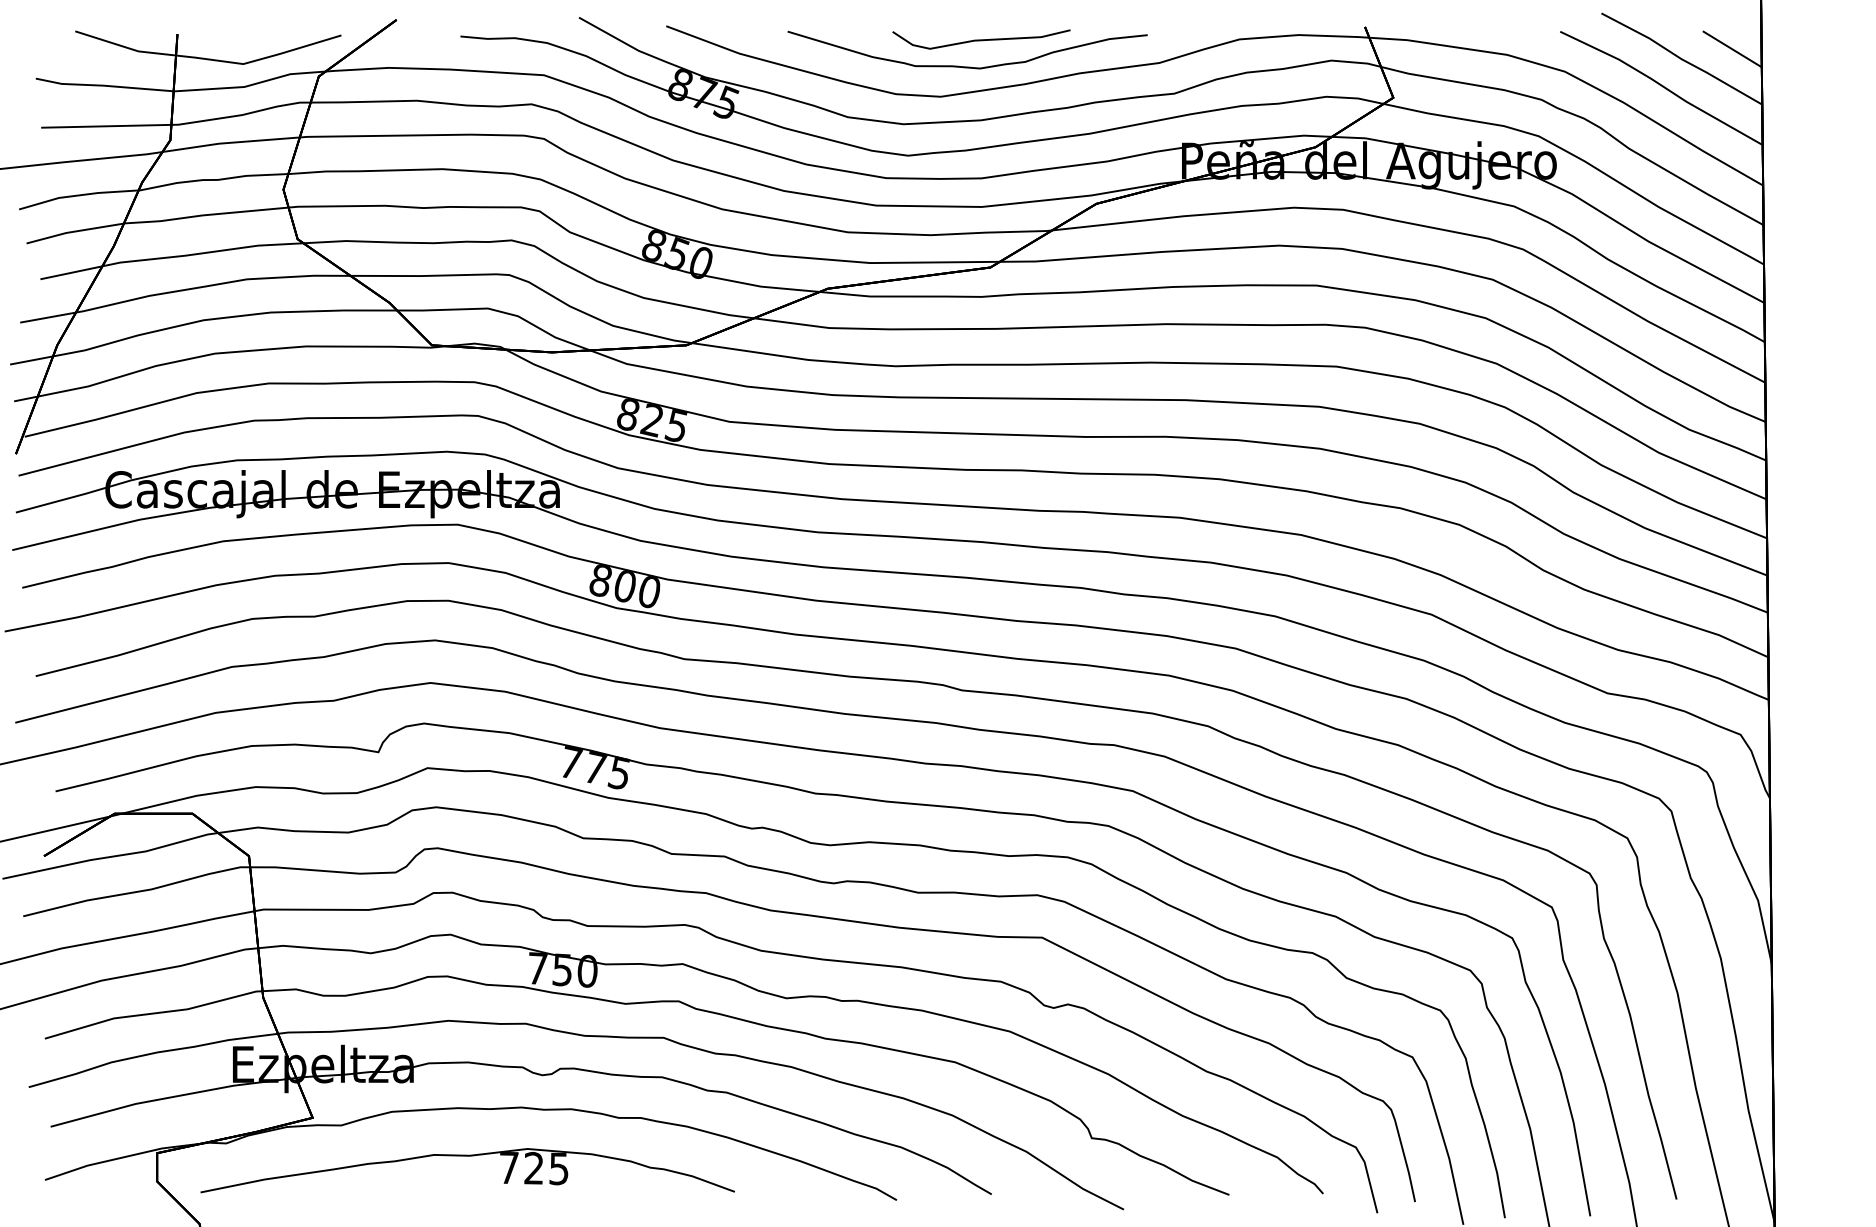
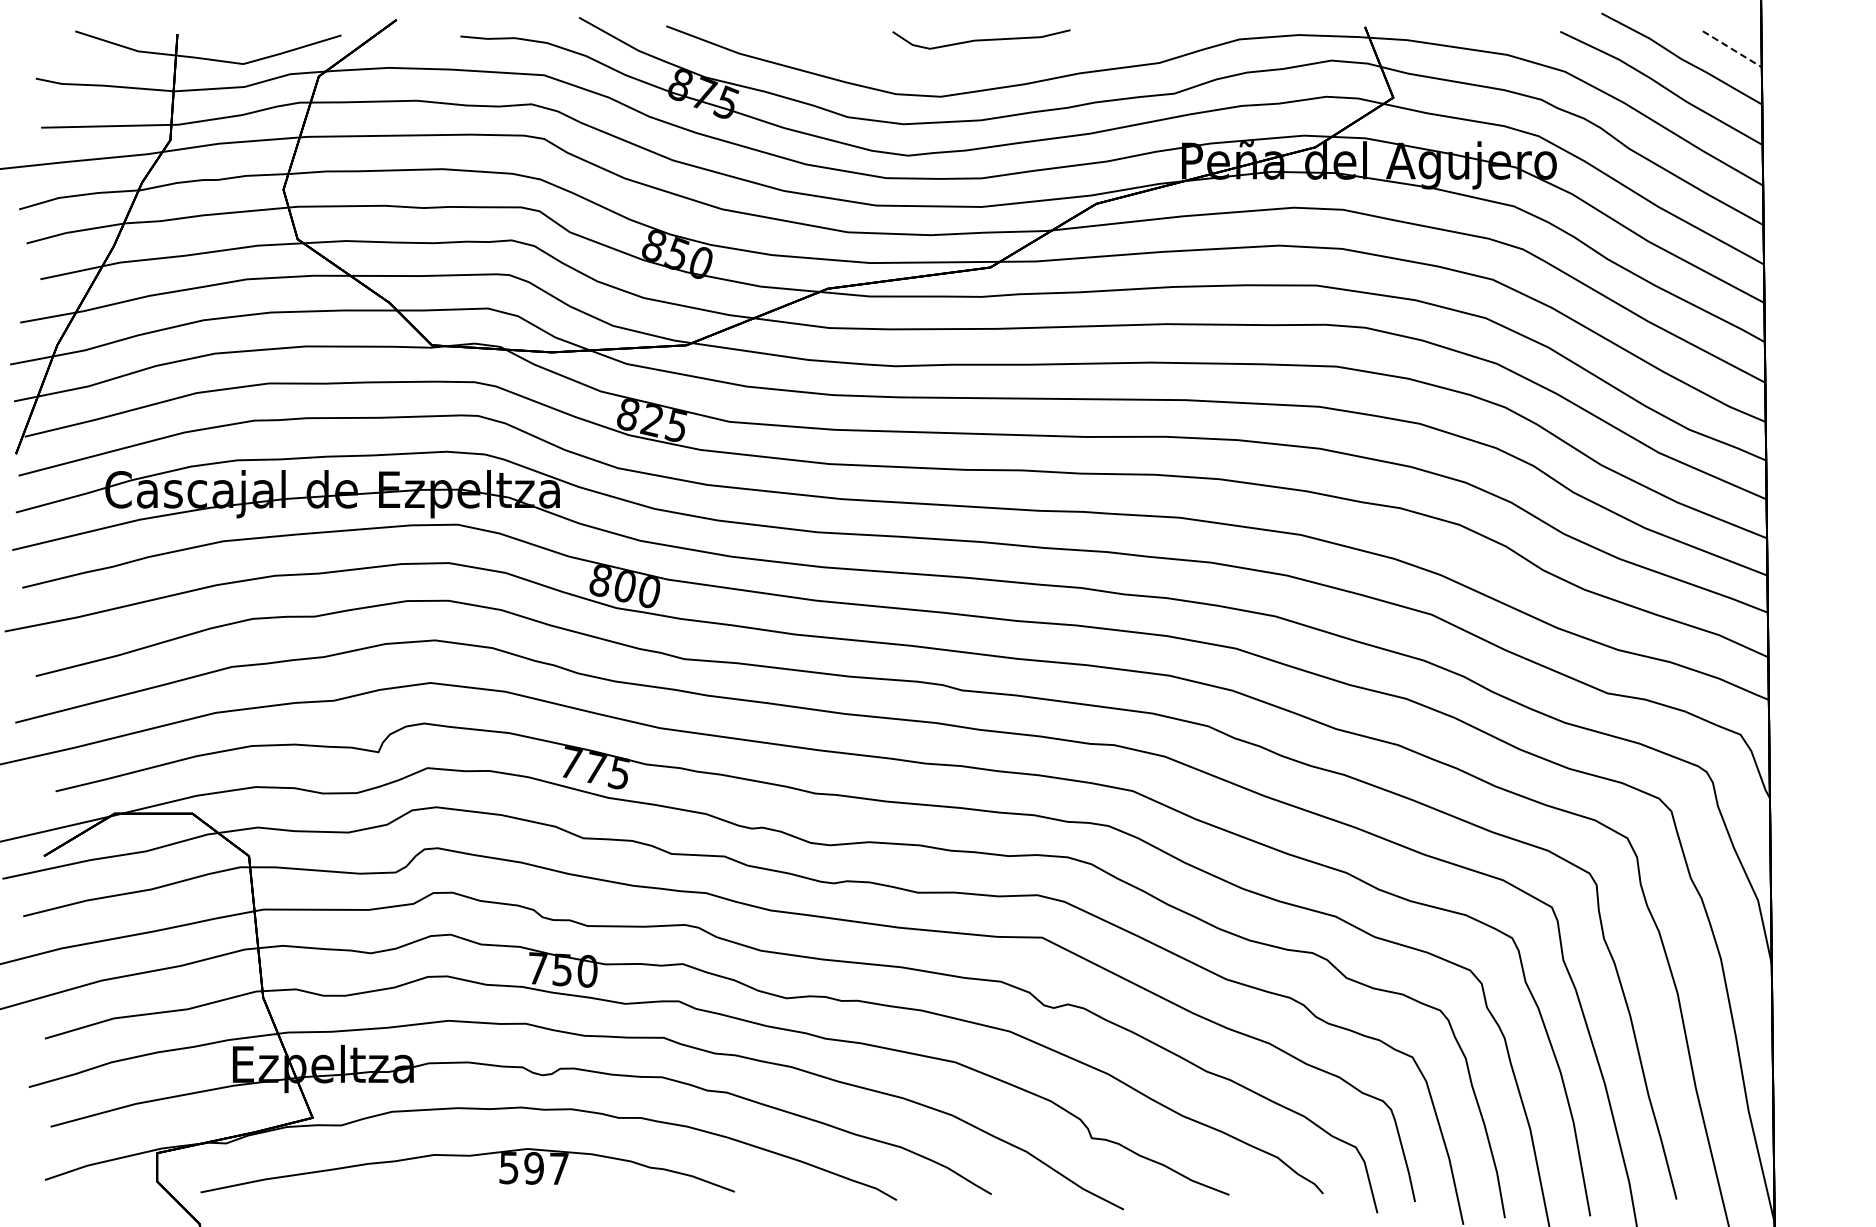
line: solid -> dashed (1732, 49)
curve: present -> none (967, 66)
text: 725 -> 597 (533, 1168)
